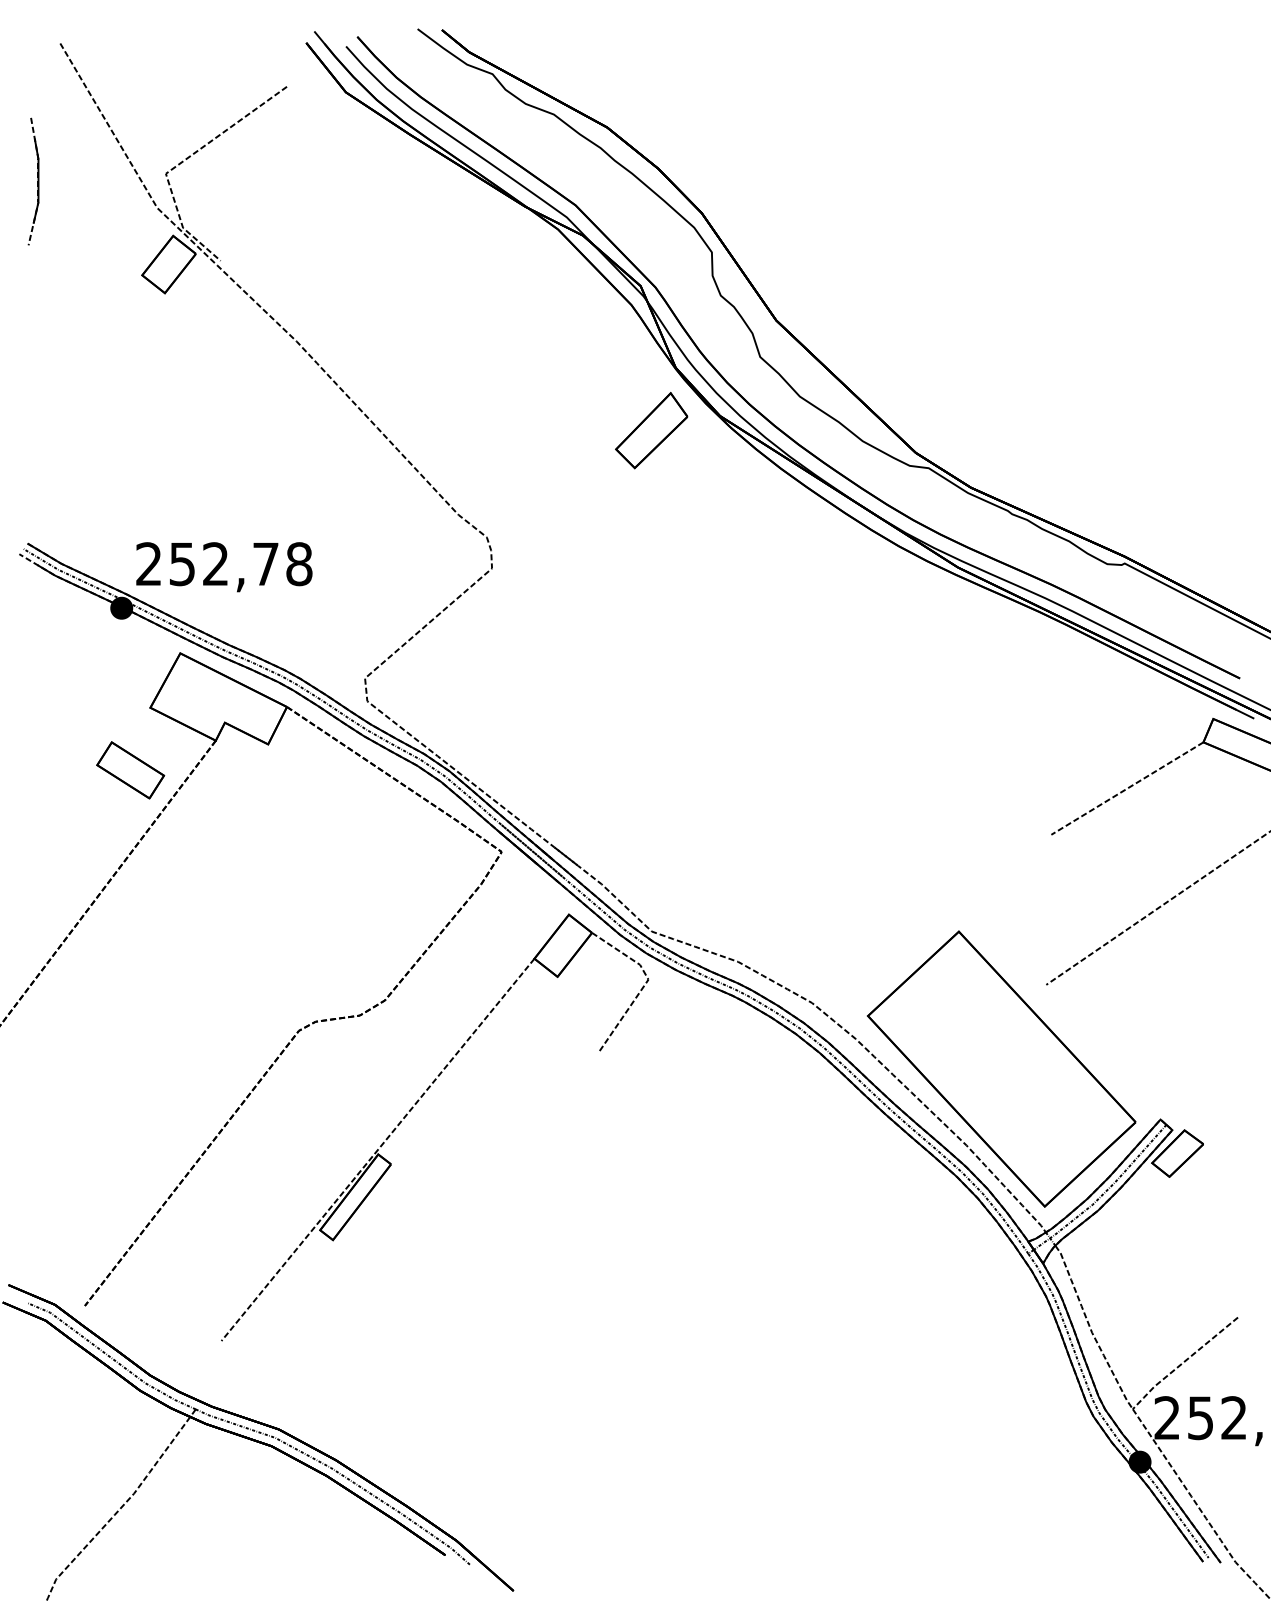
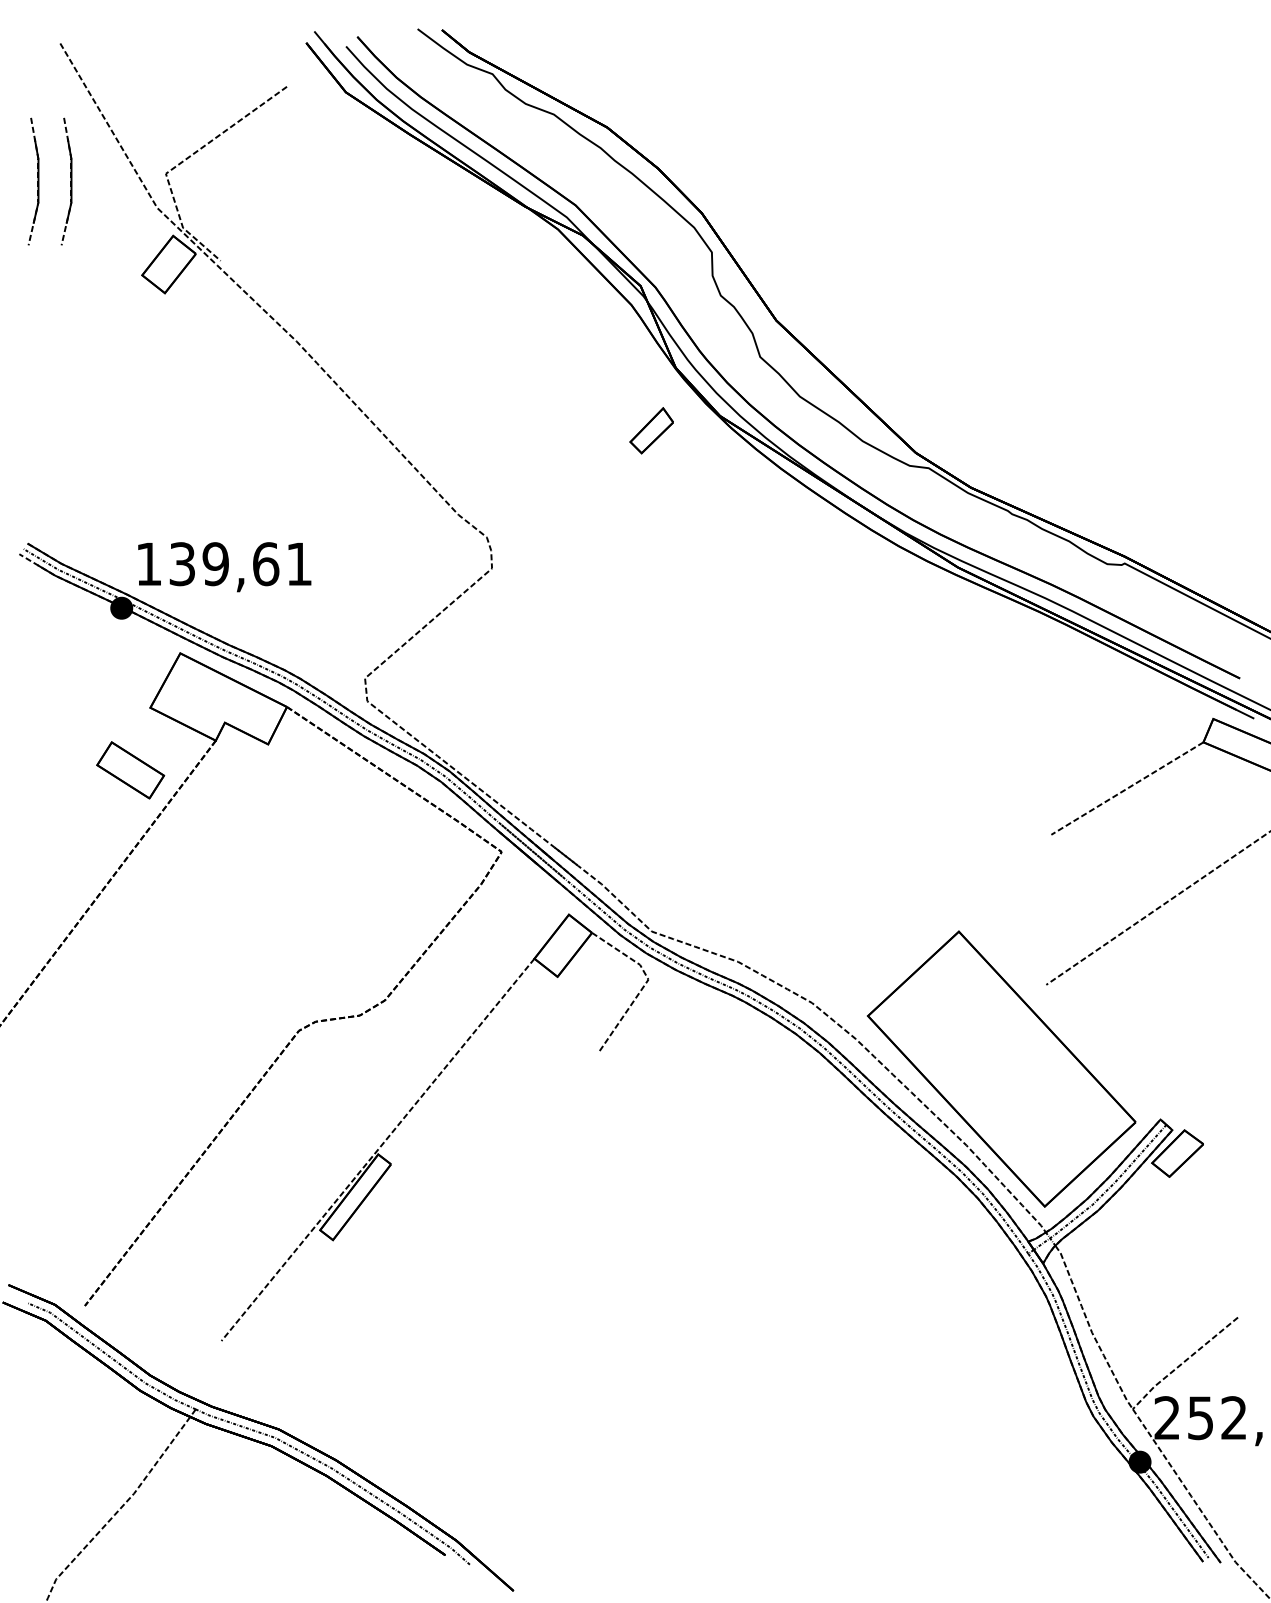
part: none -> present (66, 181)
part size: 74x78 px -> 45x48 px (651, 430)
text: 252,78 -> 139,61 (224, 564)
